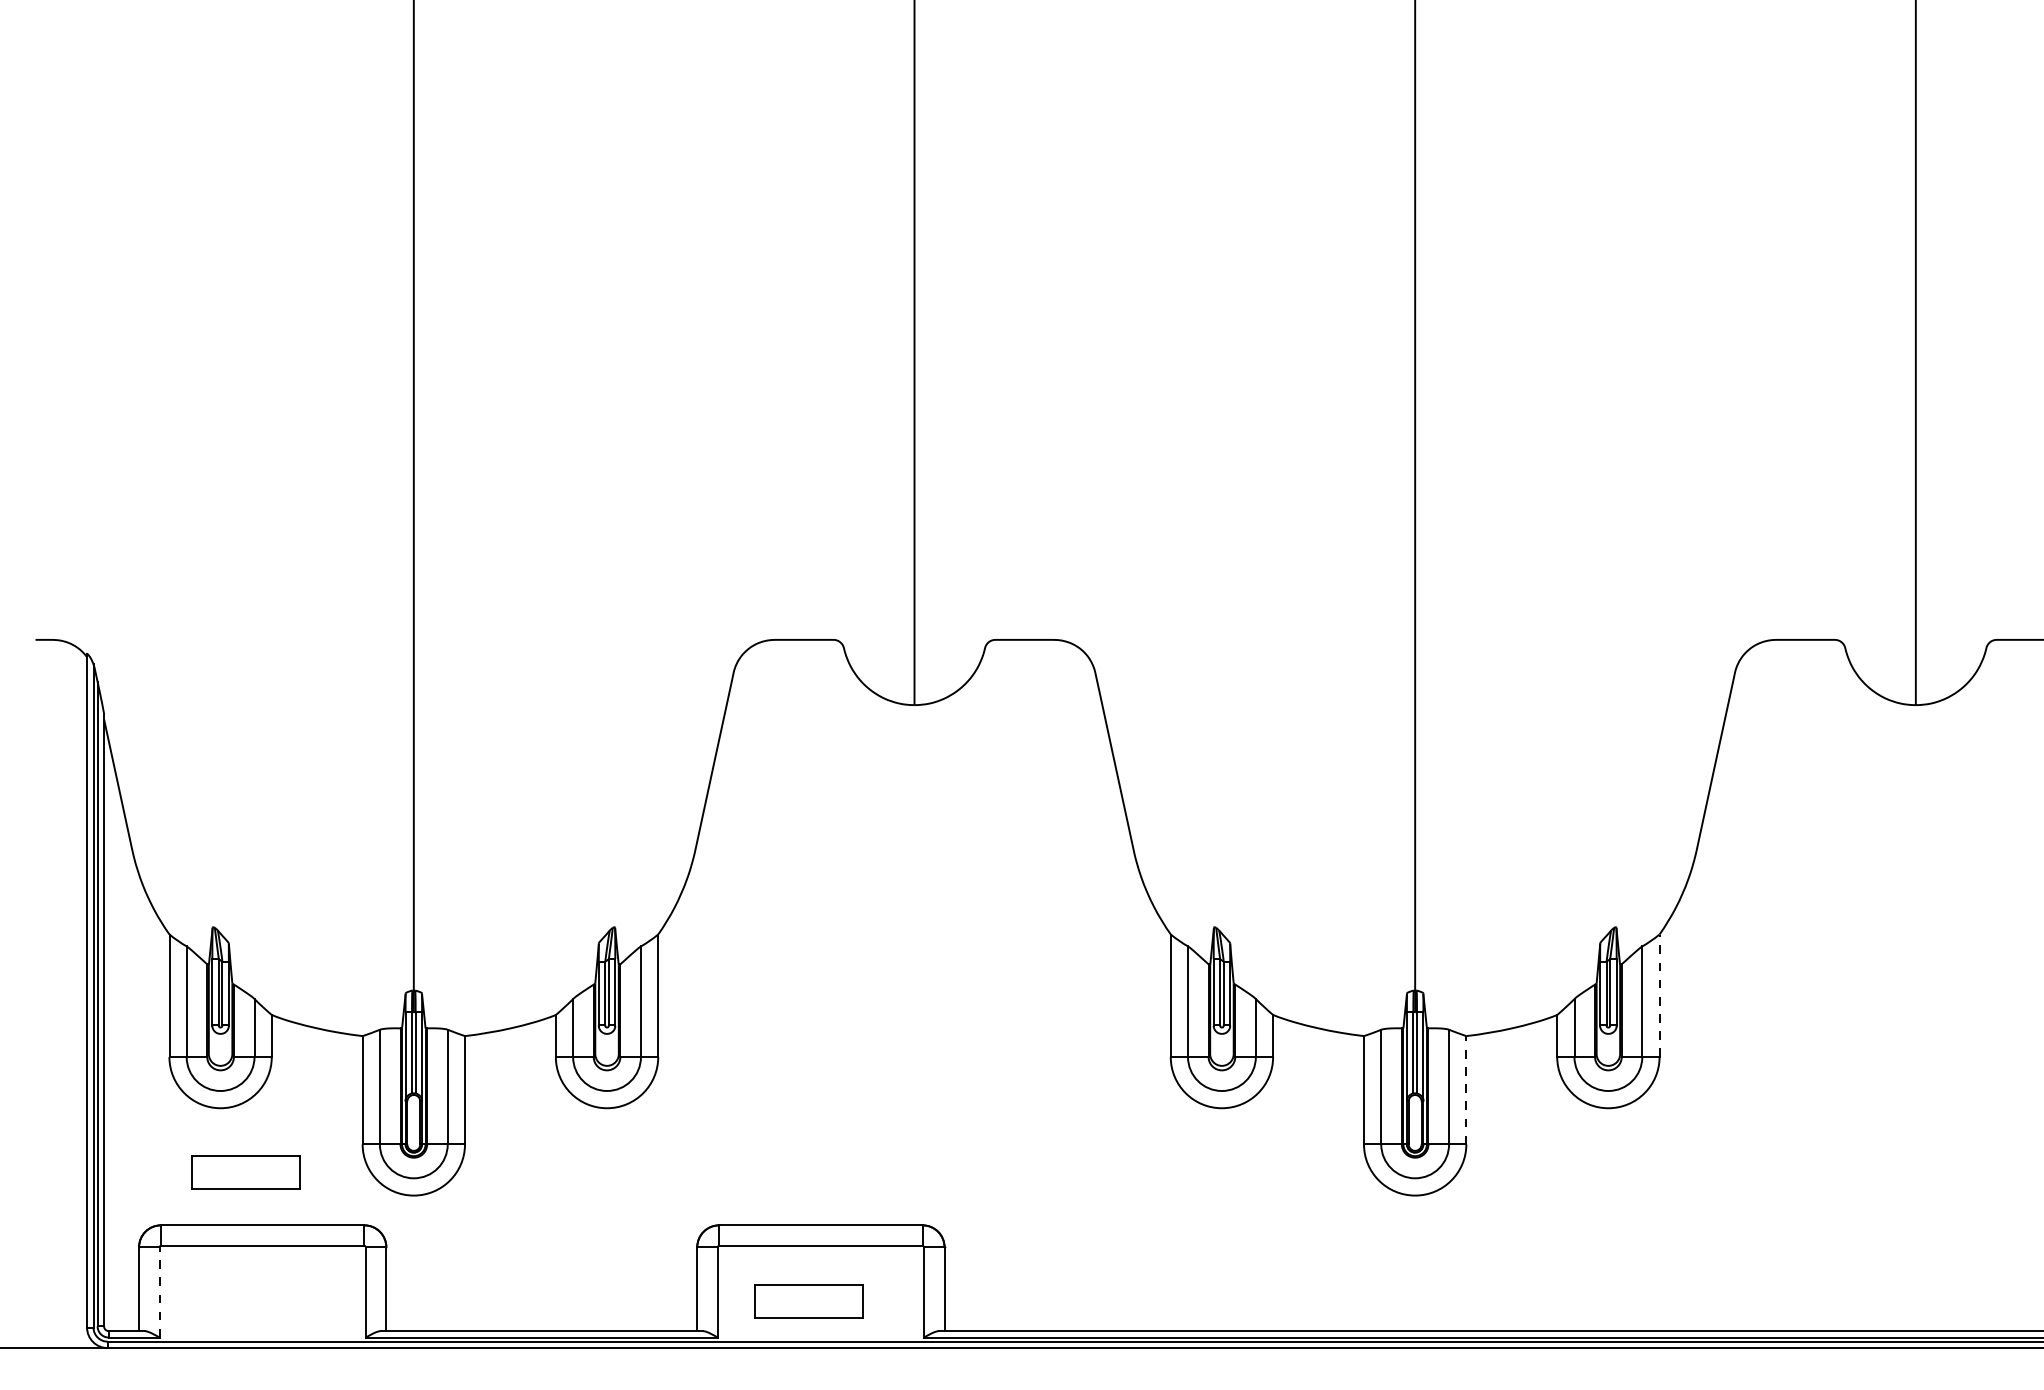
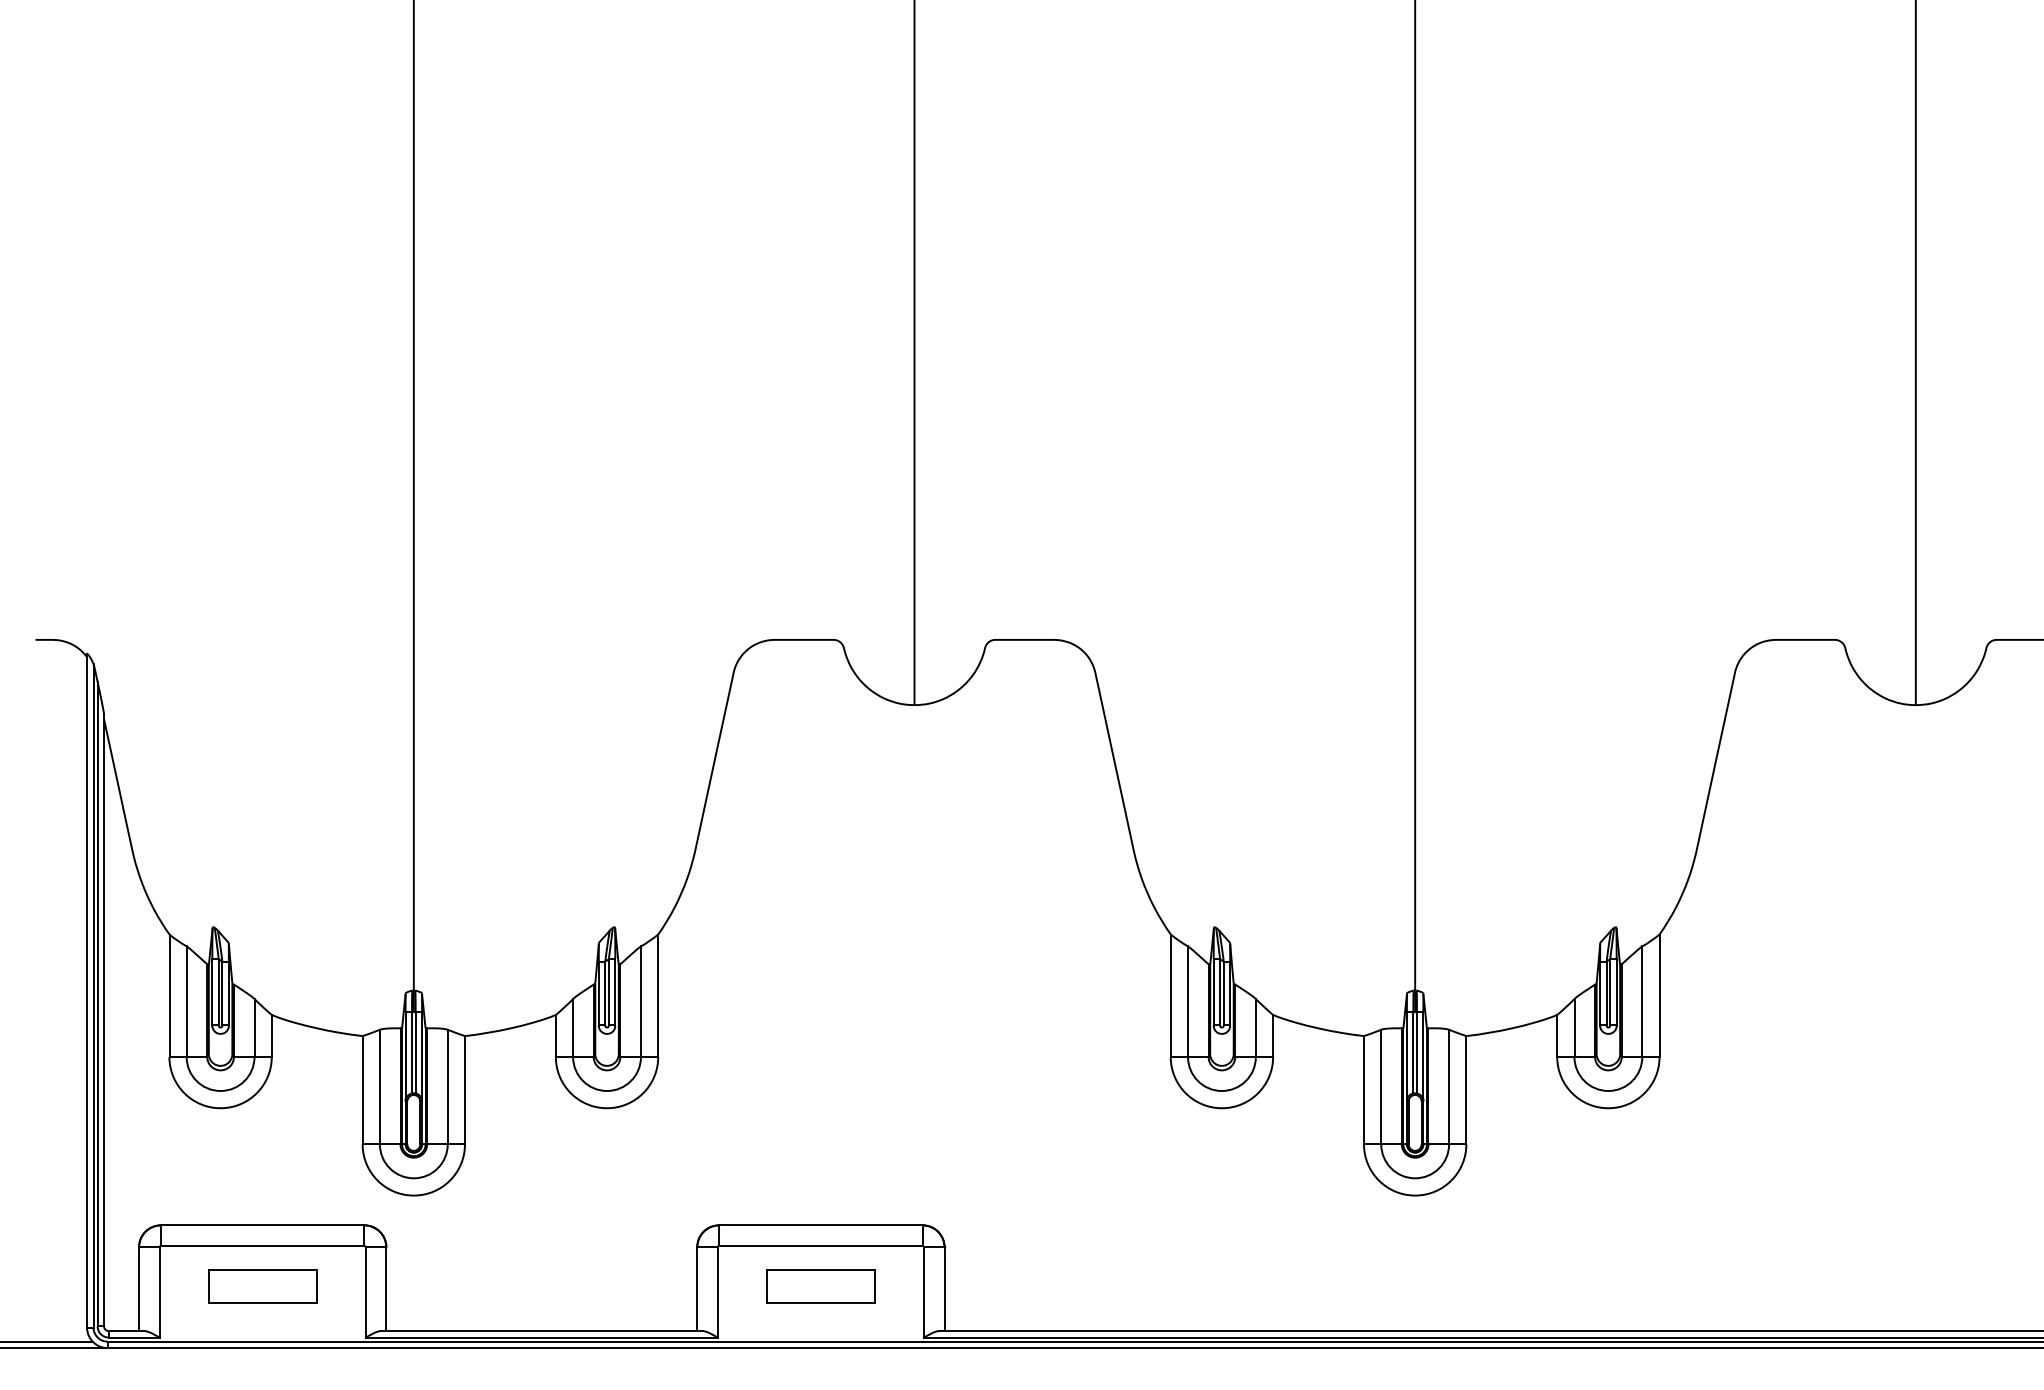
line: dashed -> solid (1659, 995)
line: dashed -> solid (1466, 1089)
part position: (245, 1172) -> (262, 1286) (262, 1286)
line: dashed -> solid (159, 1291)
part position: (808, 1301) -> (820, 1286) (820, 1286)
line: none -> present (47, 1341)
